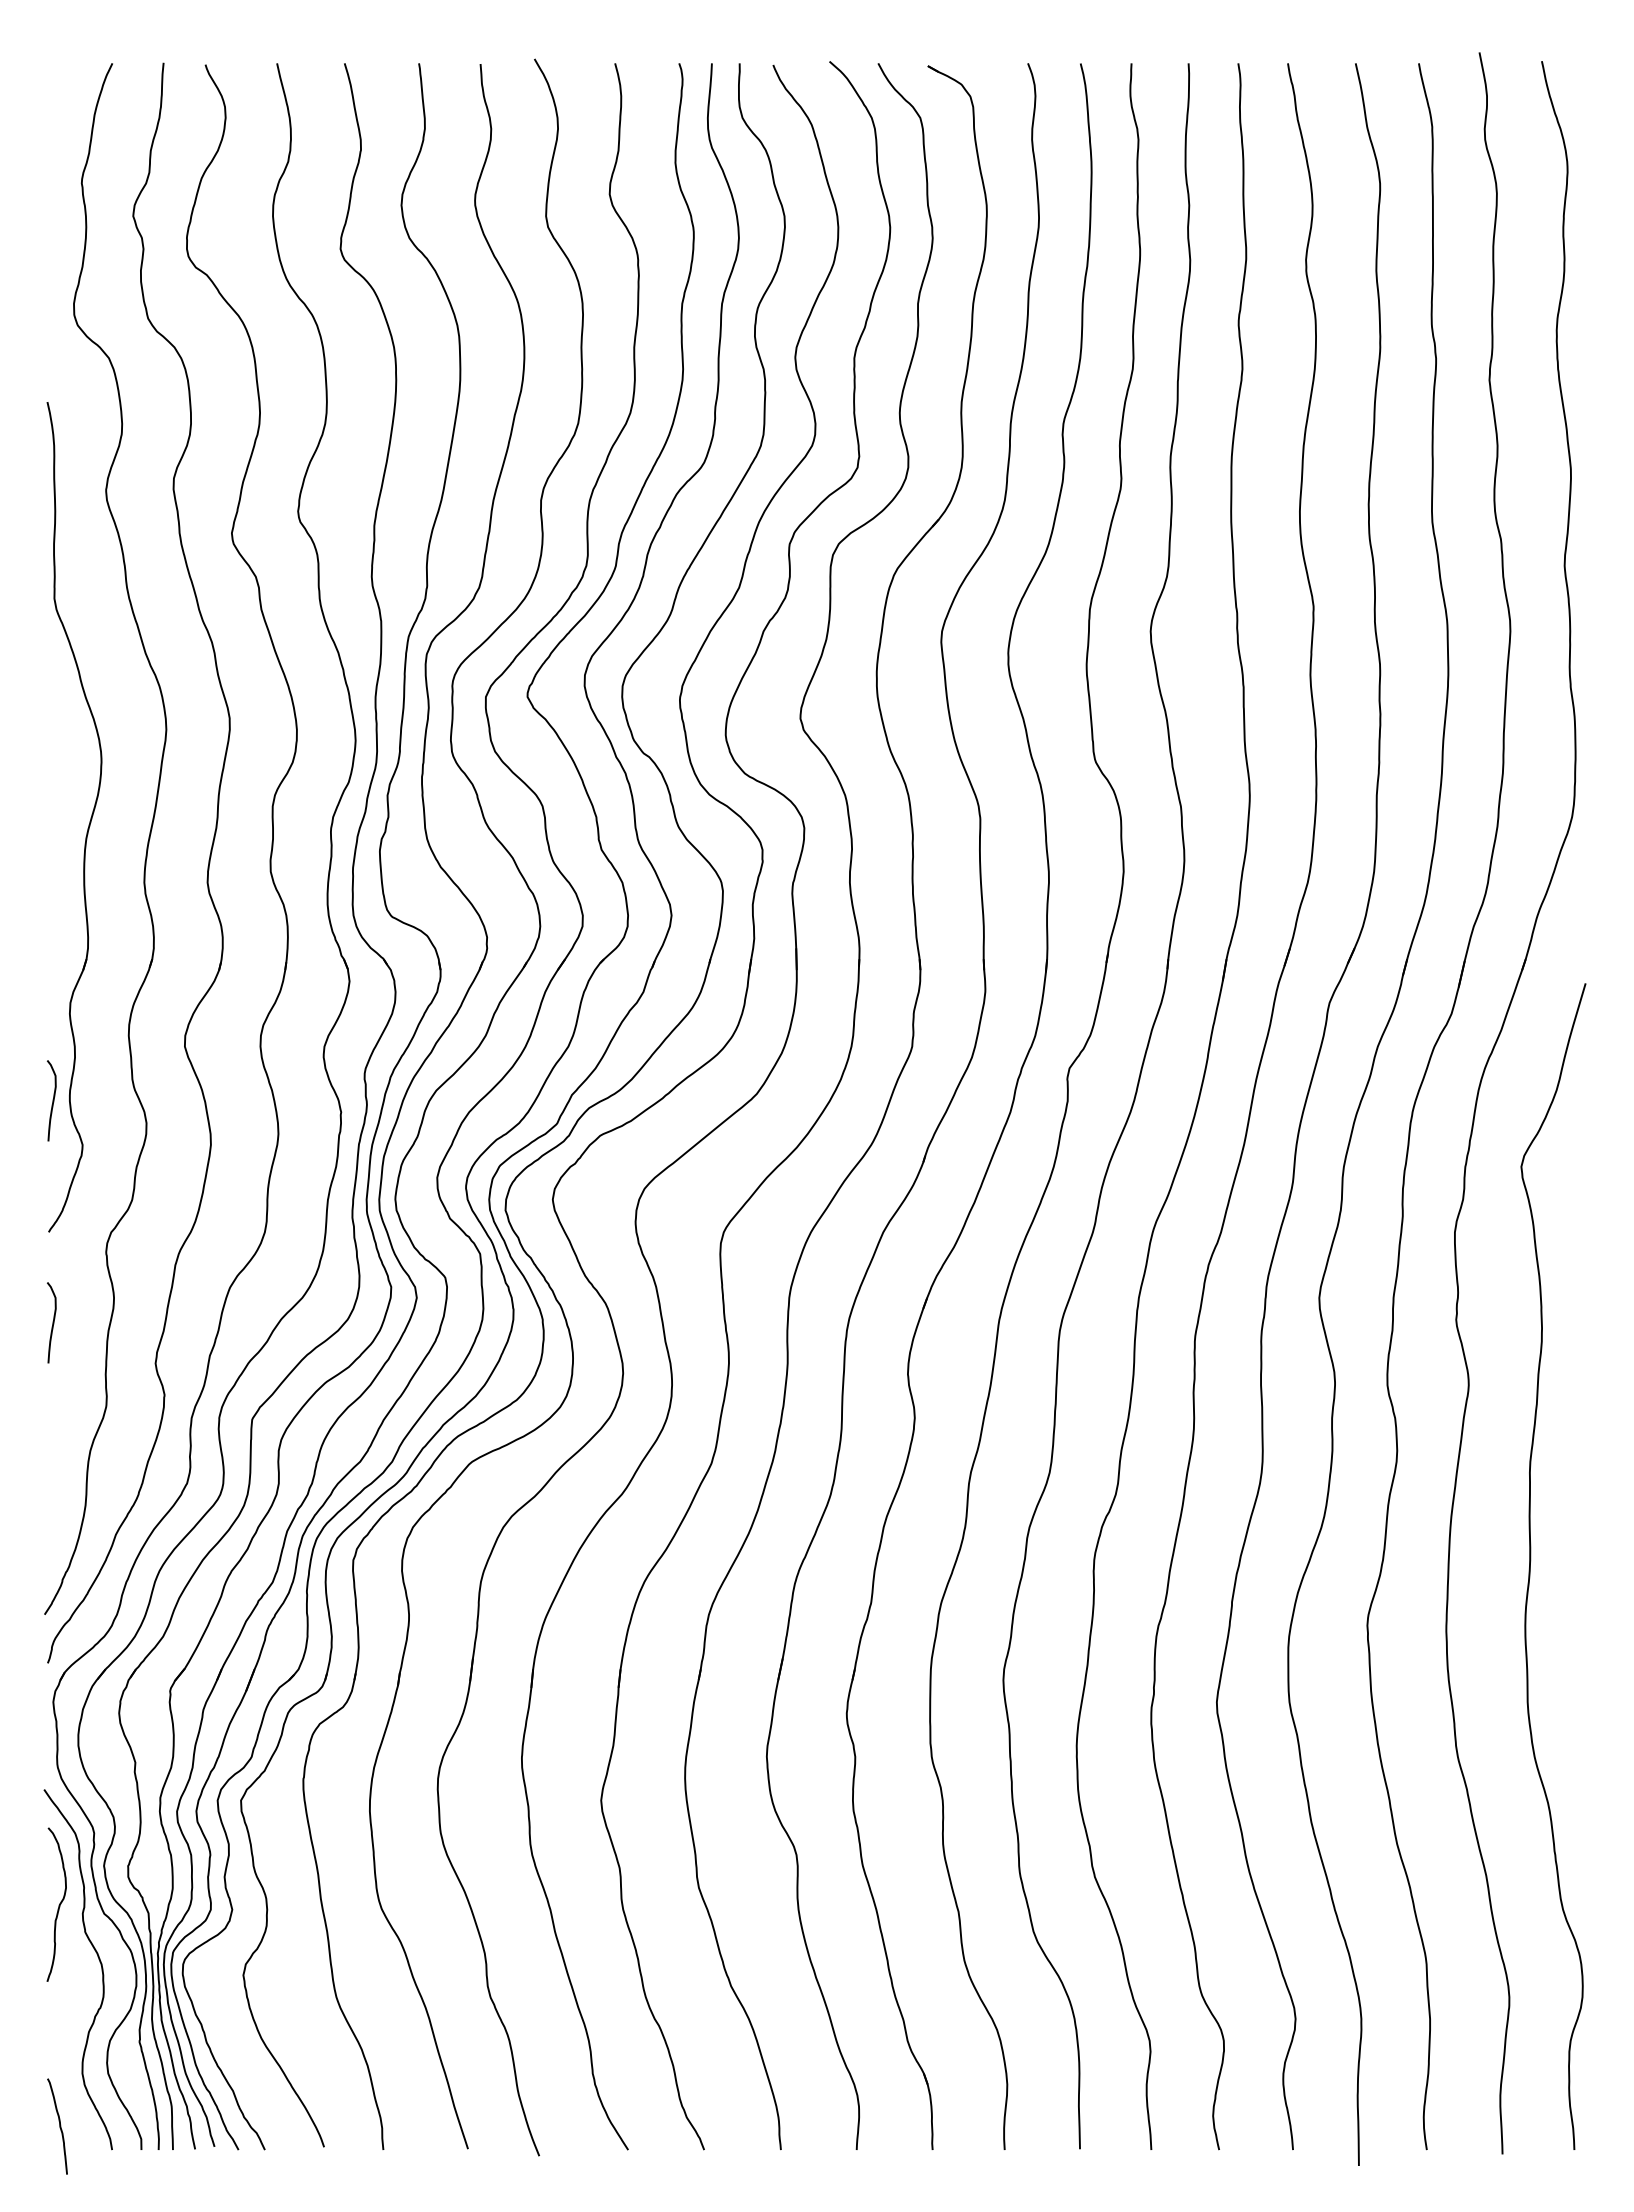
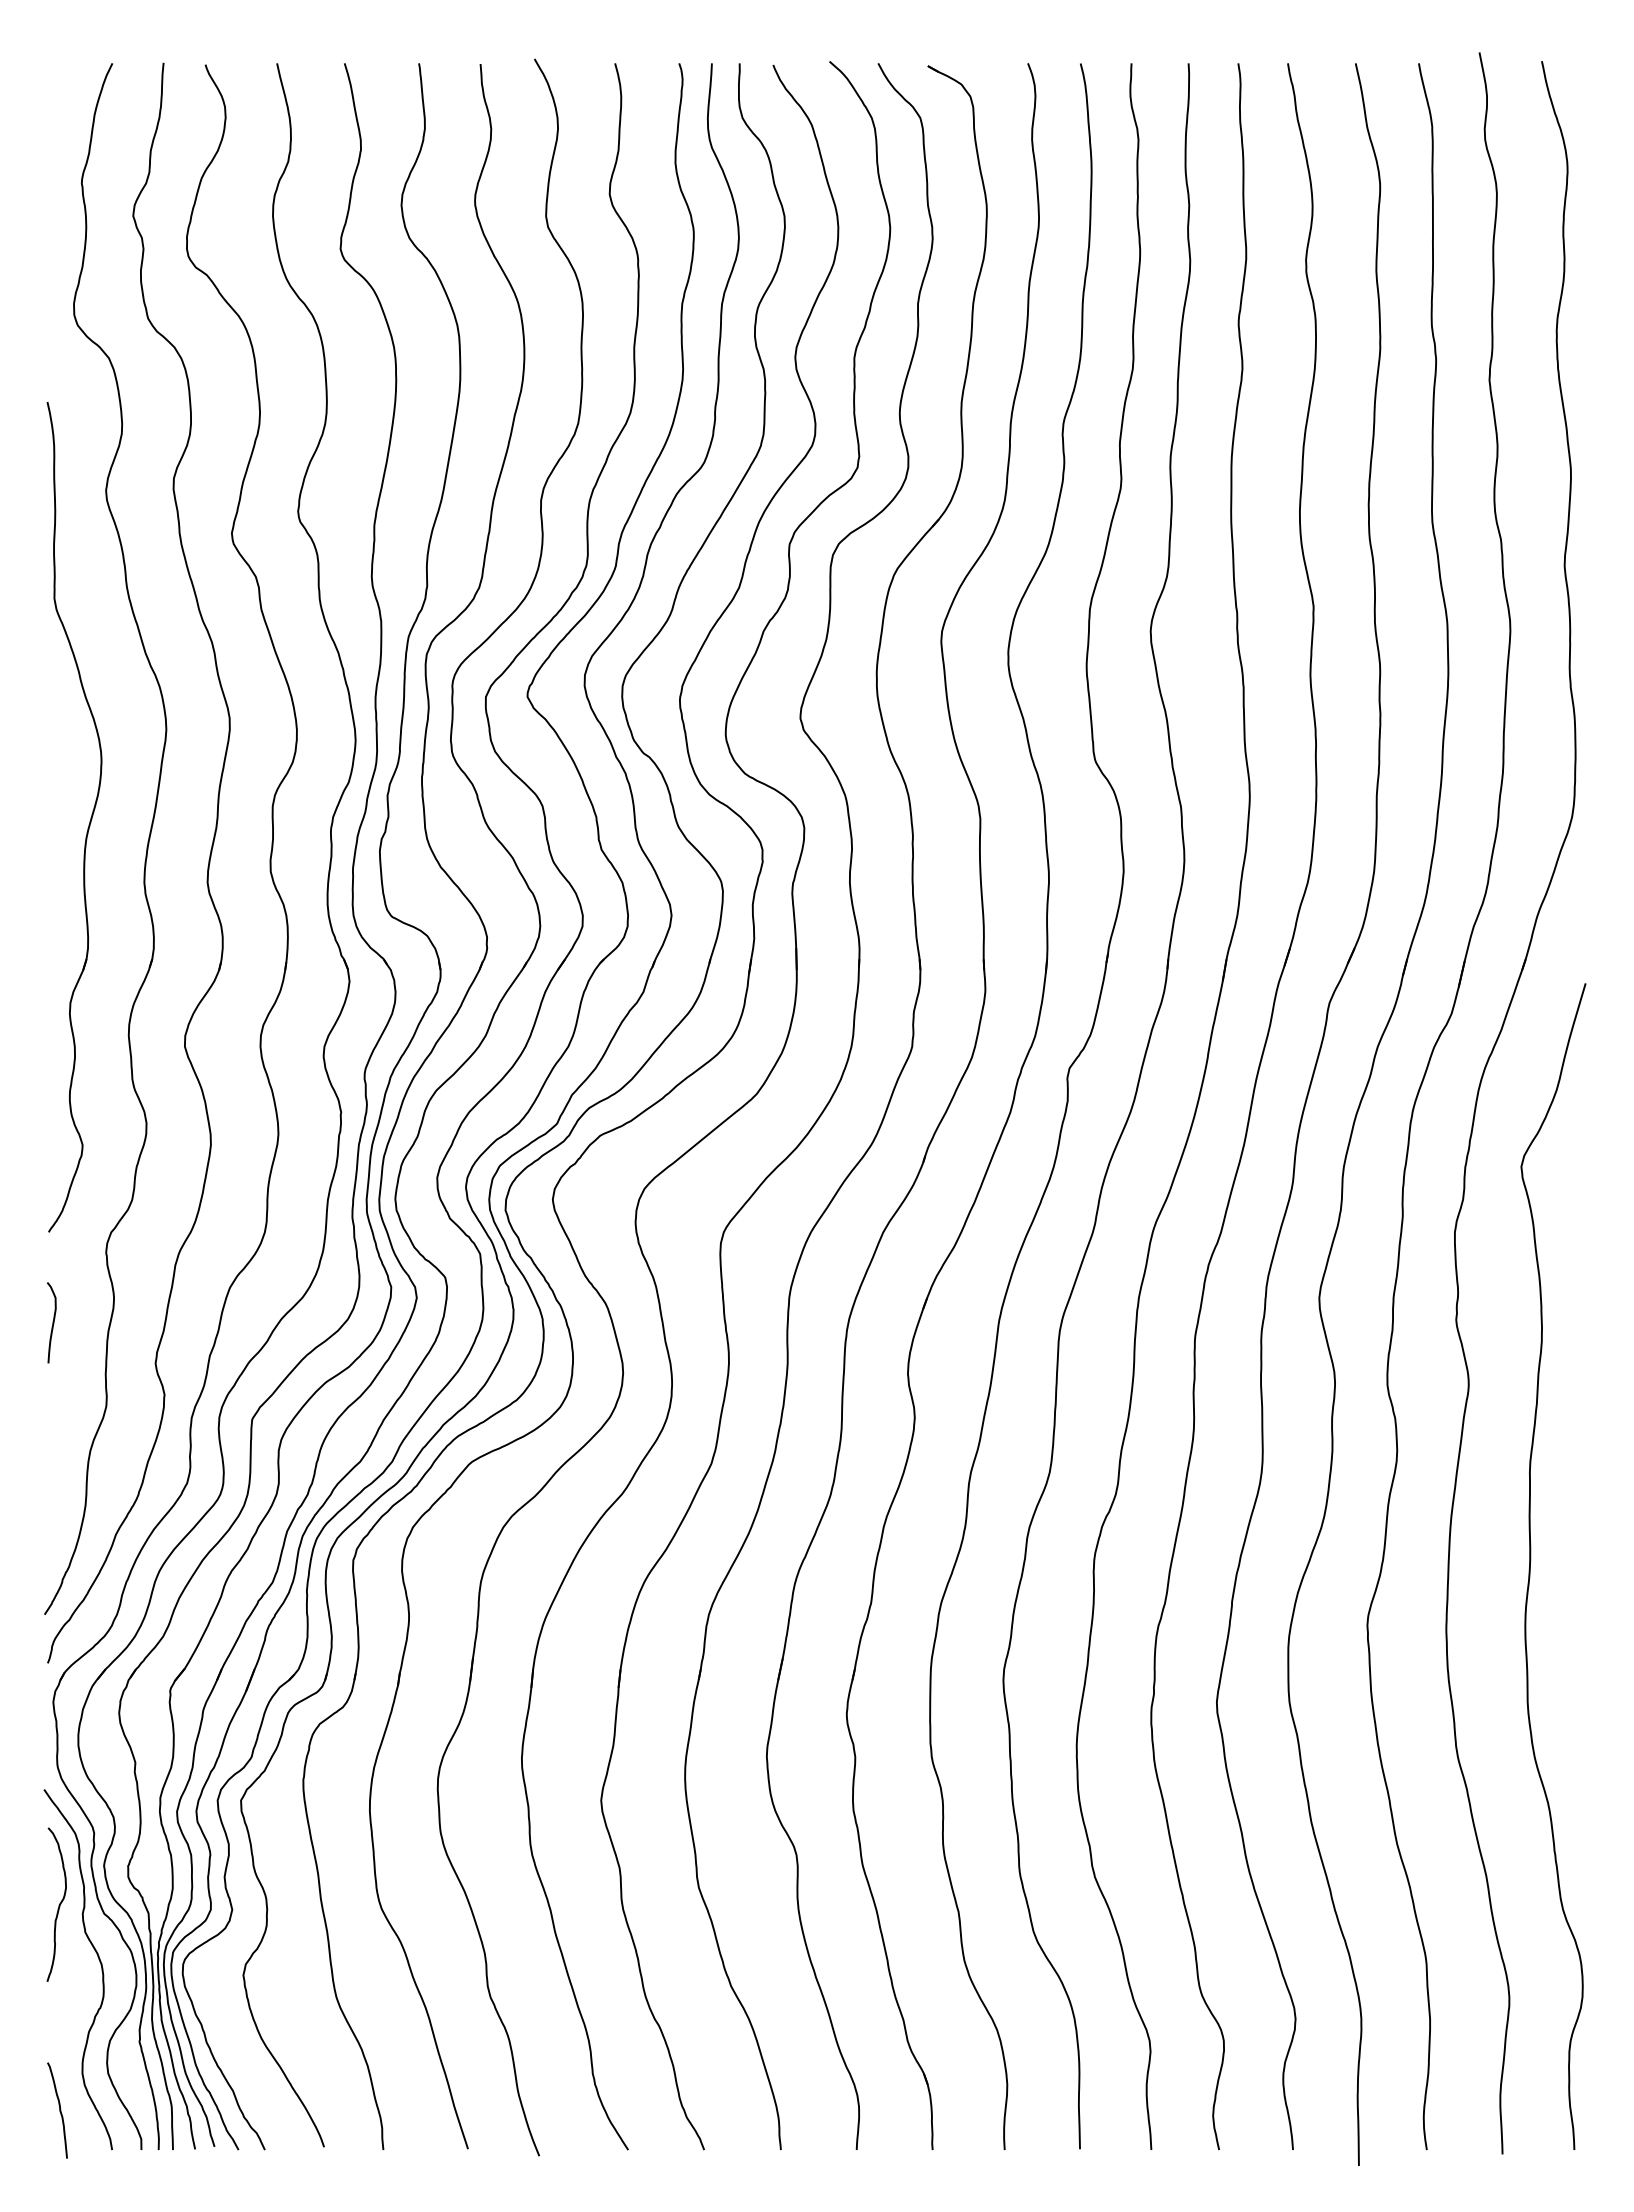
curve: present -> none (52, 1100)
curve position: (59, 2126) -> (59, 2110) (59, 2110)
